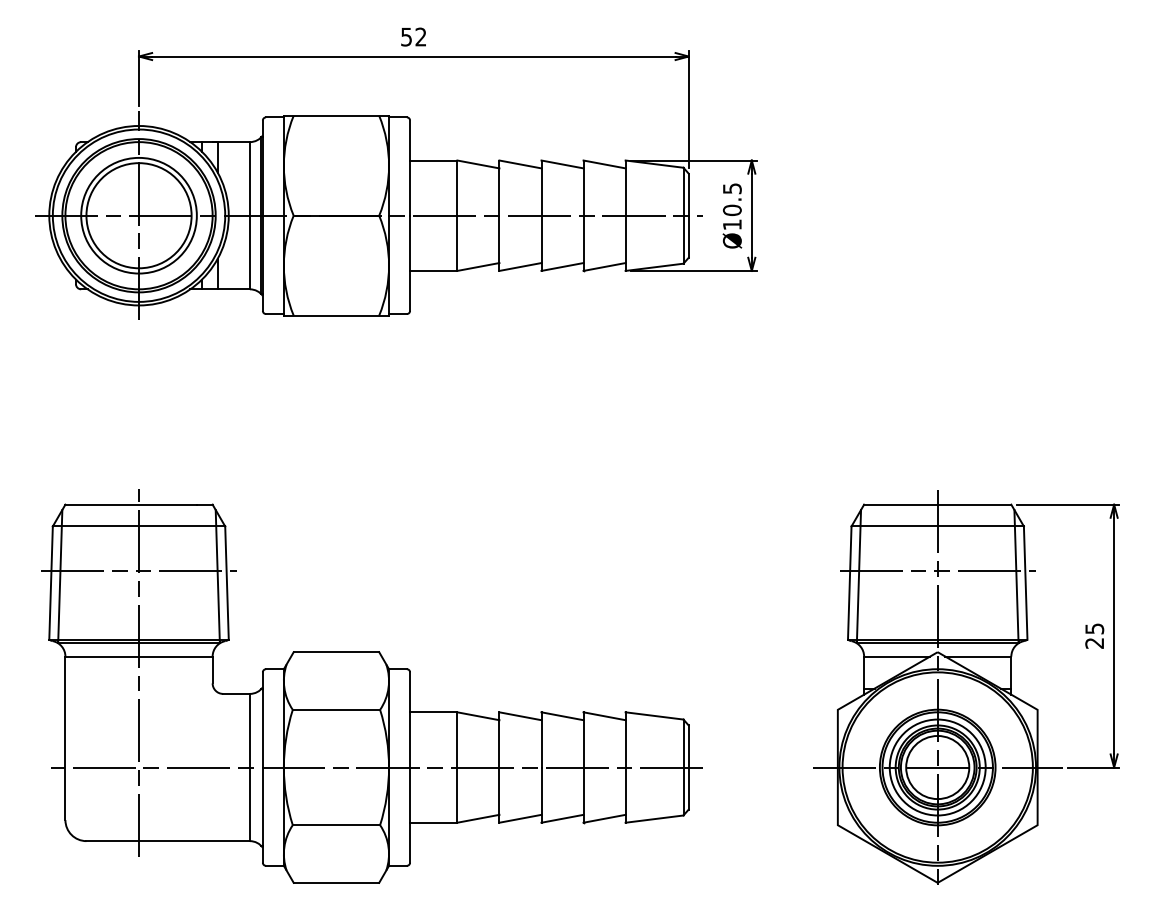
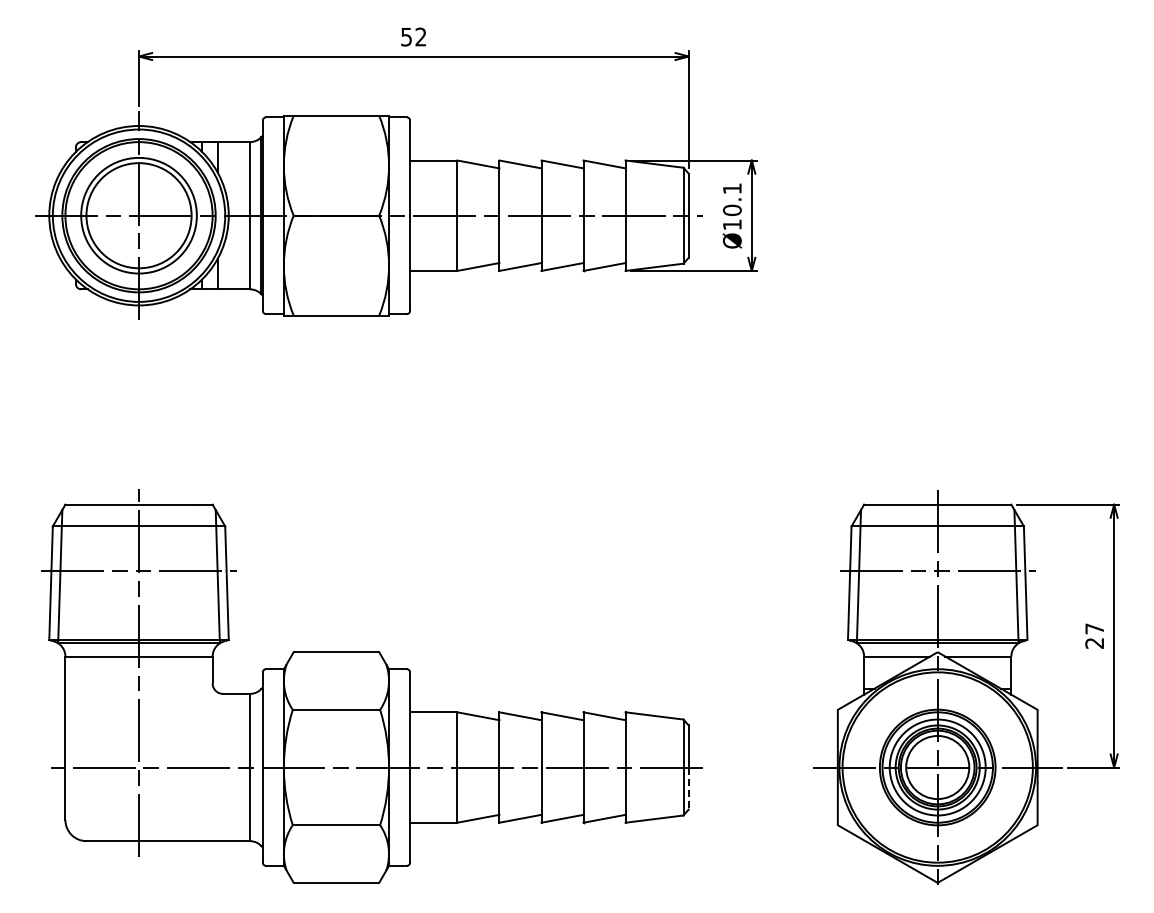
text: Ø10.5 -> Ø10.1 (732, 188)
text: 25 -> 27 (1094, 628)
line: solid -> dashed (688, 789)
